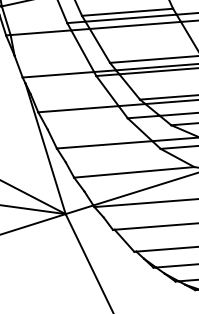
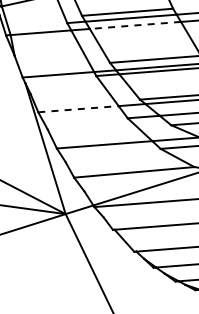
line: solid -> dashed (135, 25)
line: solid -> dashed (78, 109)
